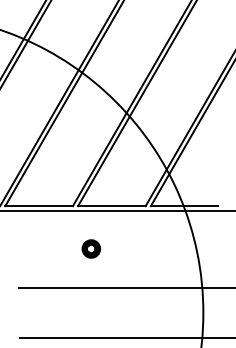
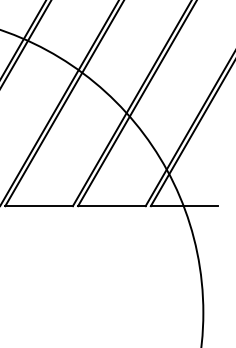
line: present -> none (117, 210)
part: present -> none (90, 248)
line: present -> none (125, 287)
line: present -> none (125, 338)
